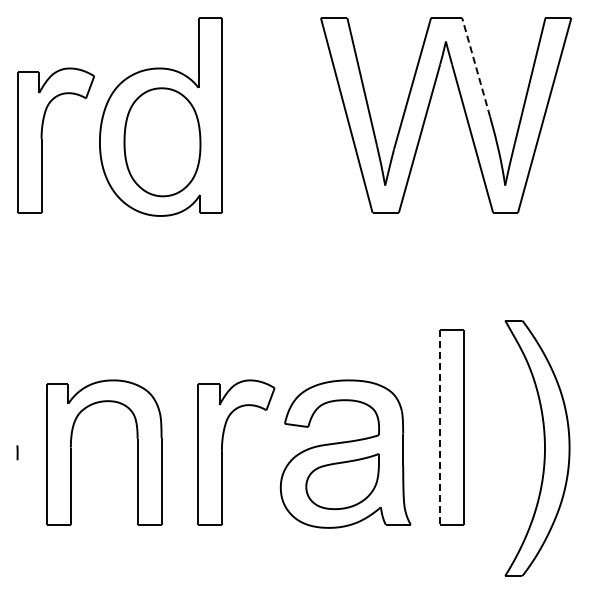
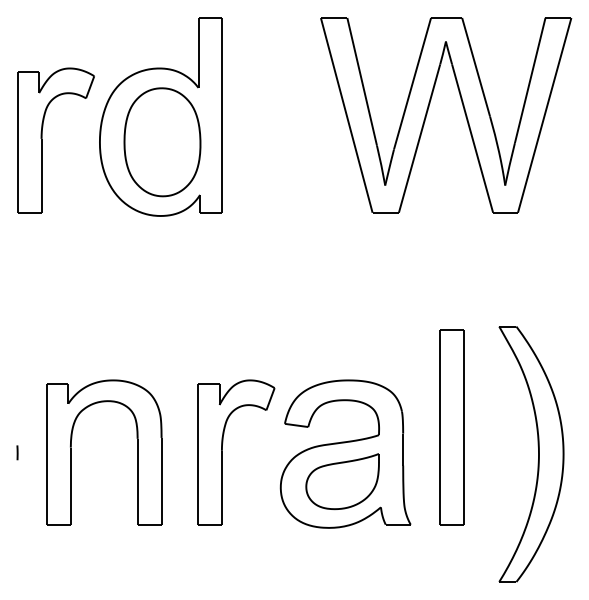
line: dashed -> solid (475, 66)
line: dashed -> solid (439, 427)
part position: (544, 448) -> (538, 454) (538, 454)
